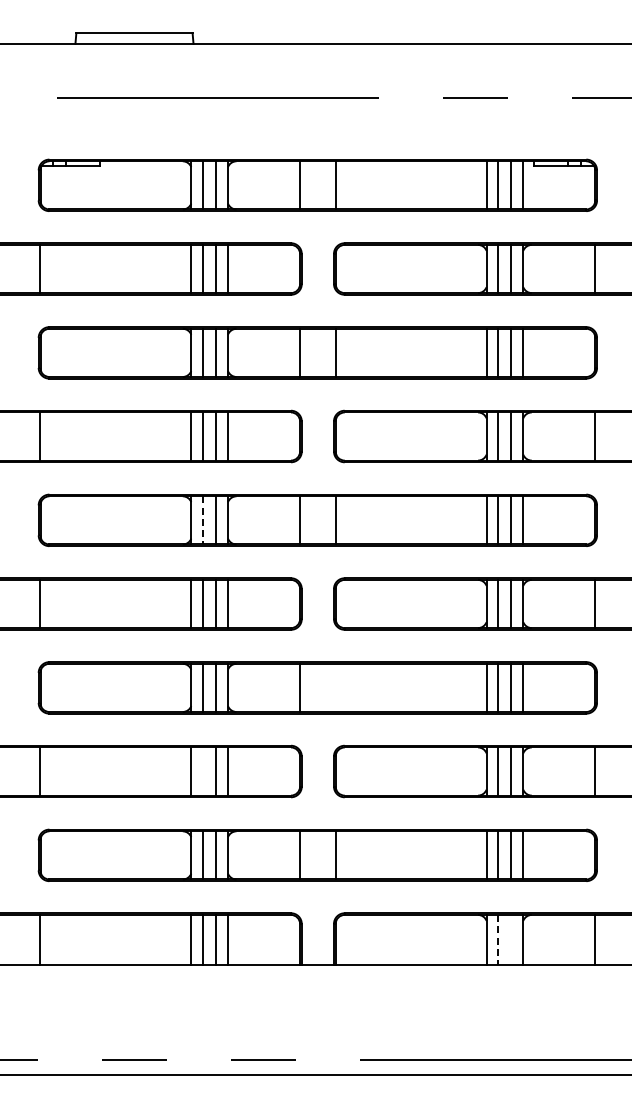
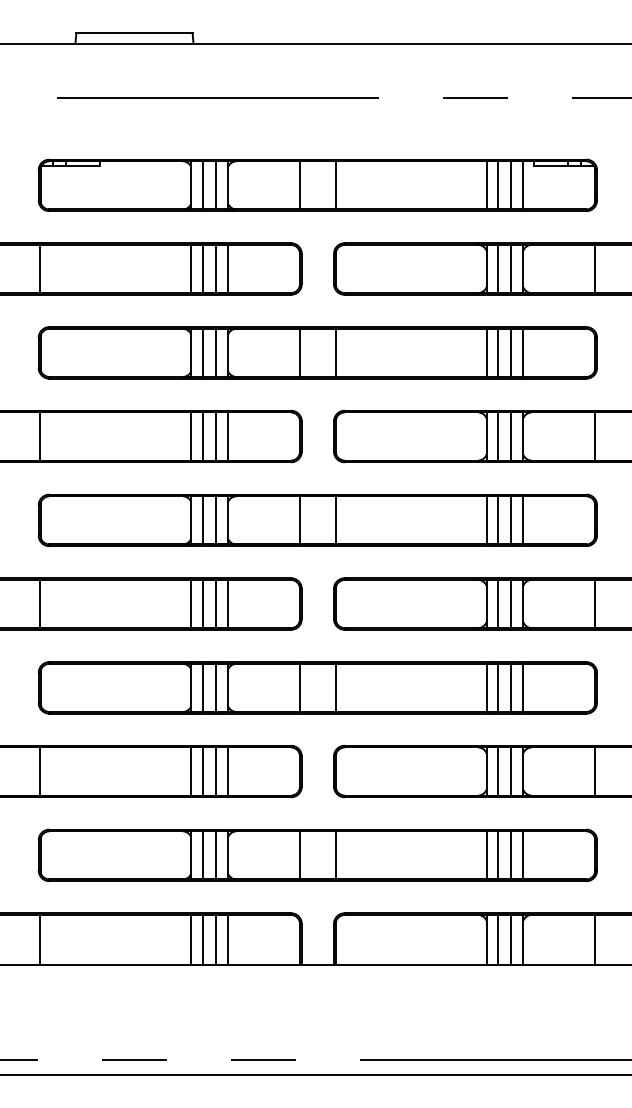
line: dashed -> solid (203, 520)
line: none -> present (335, 687)
line: none -> present (203, 771)
line: dashed -> solid (498, 939)
line: none -> present (511, 939)
